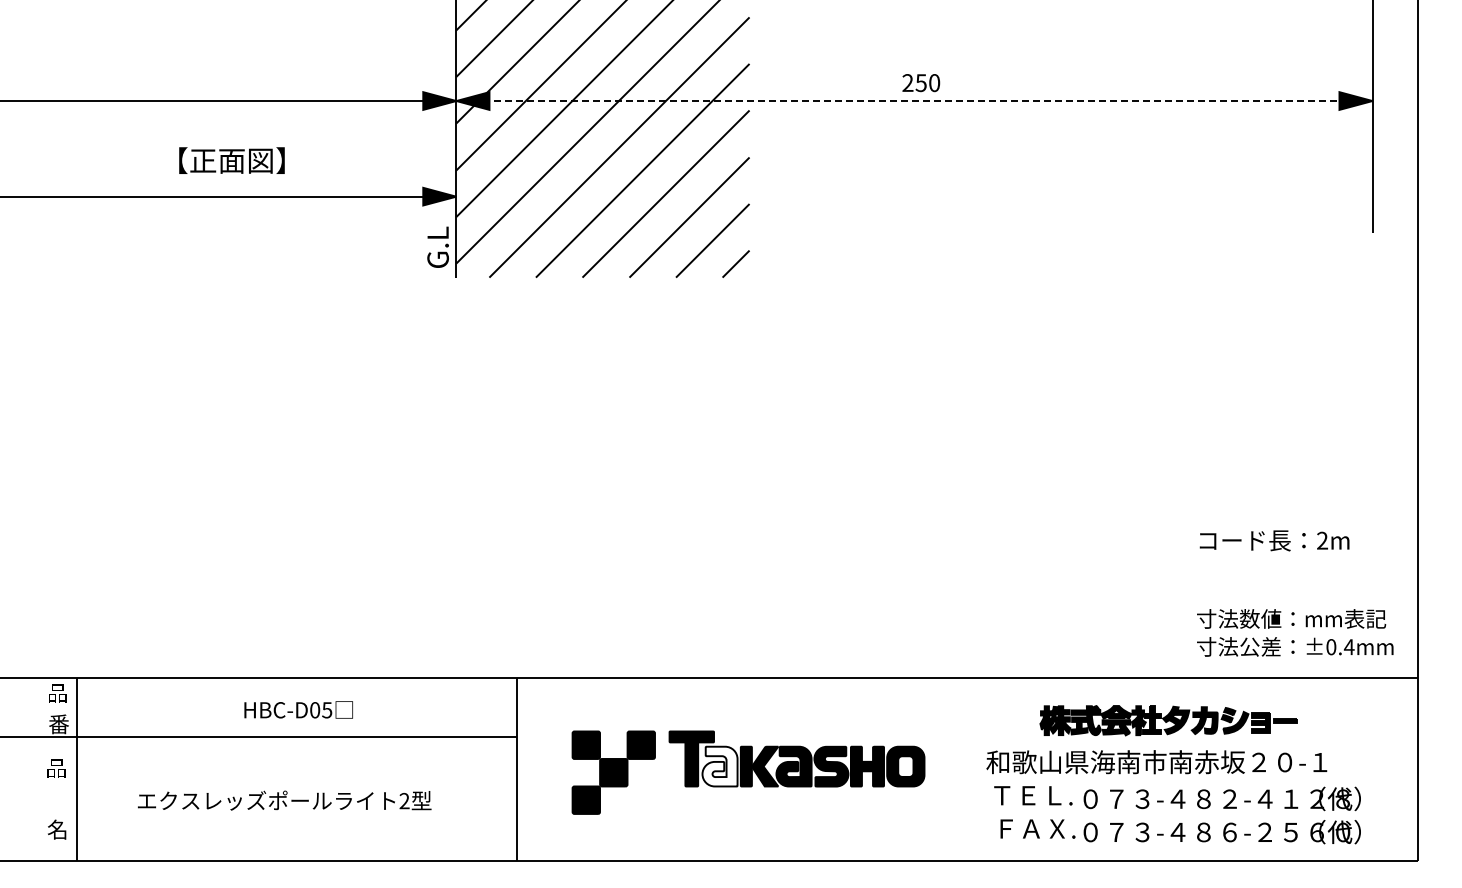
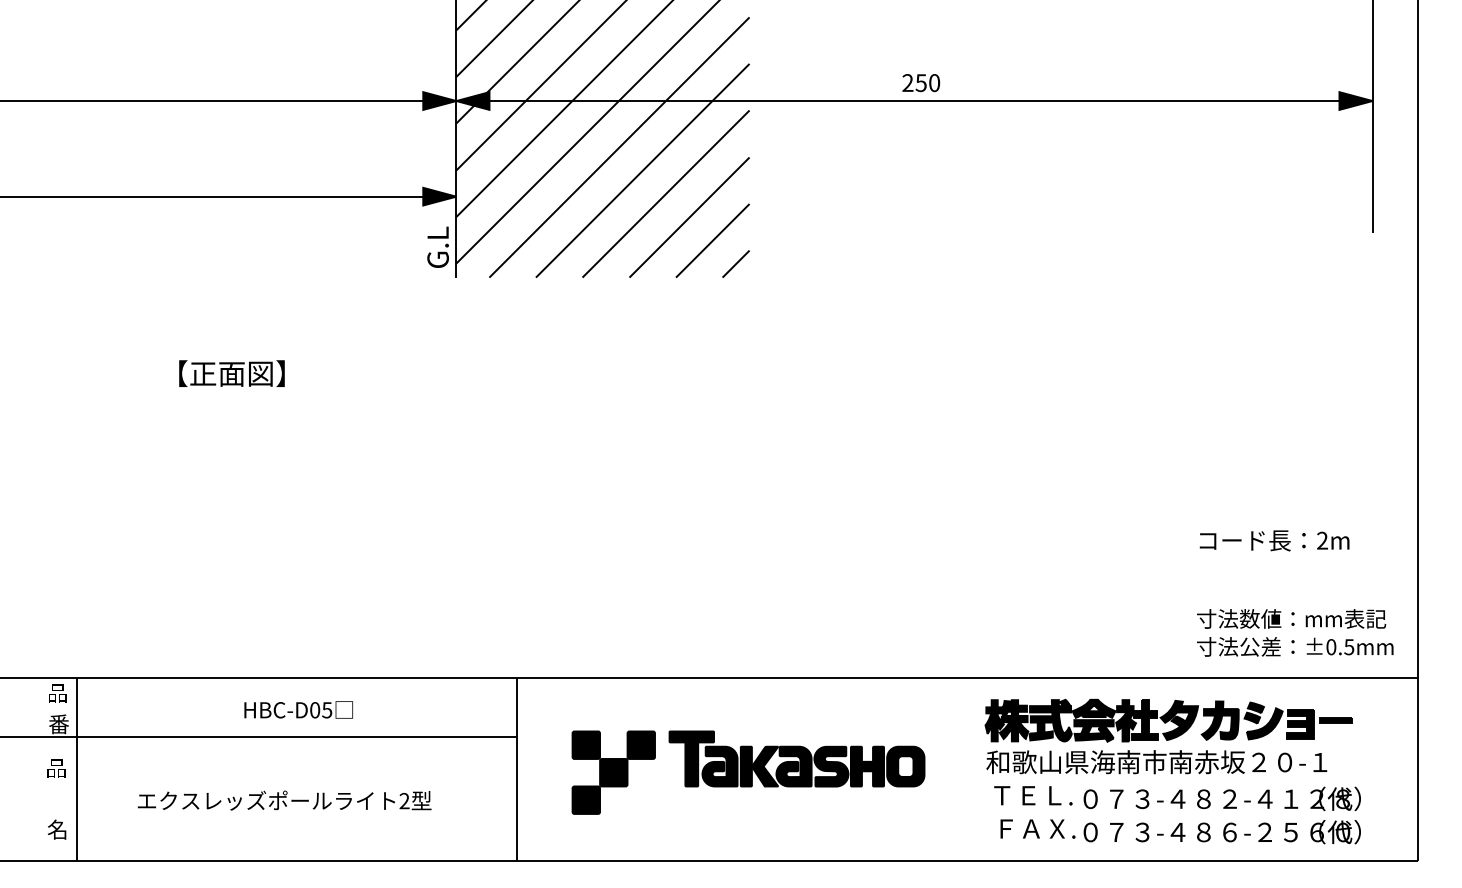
line: dashed -> solid (914, 101)
text position: (231, 160) -> (231, 373) (231, 373)
text: ±0.4mm -> ±0.5mm (1348, 647)
part size: 259x32 px -> 369x45 px (1168, 720)
fill: none -> present (719, 766)
